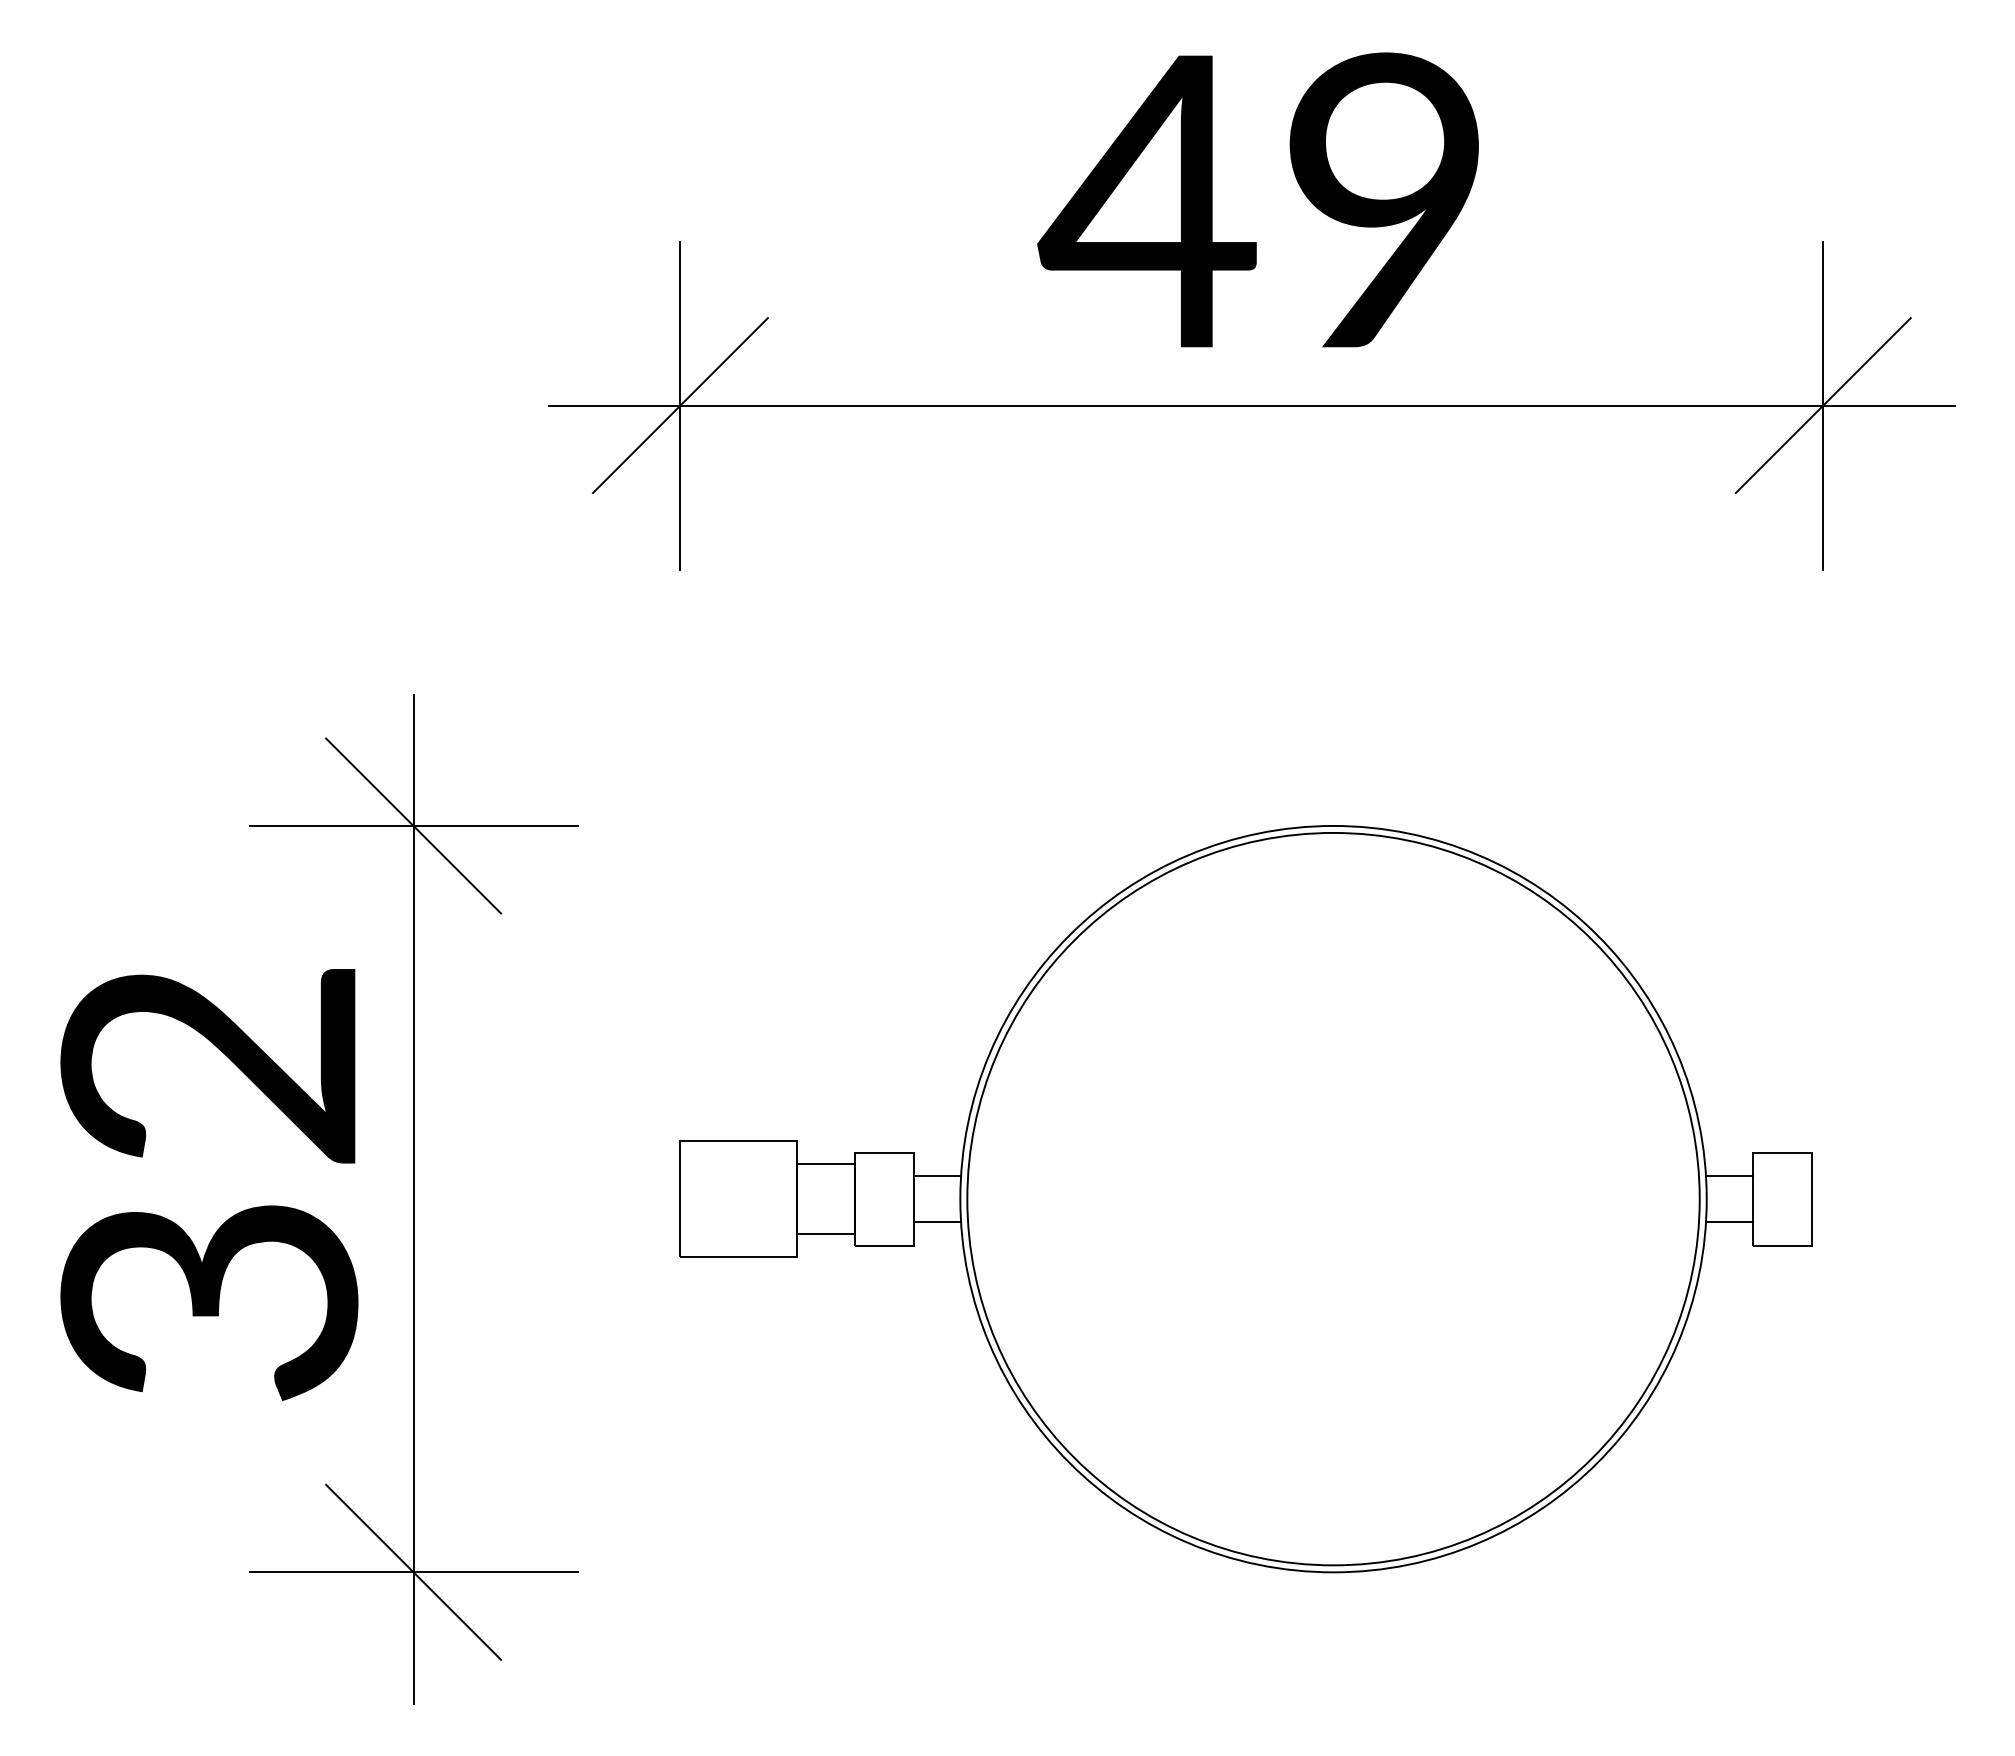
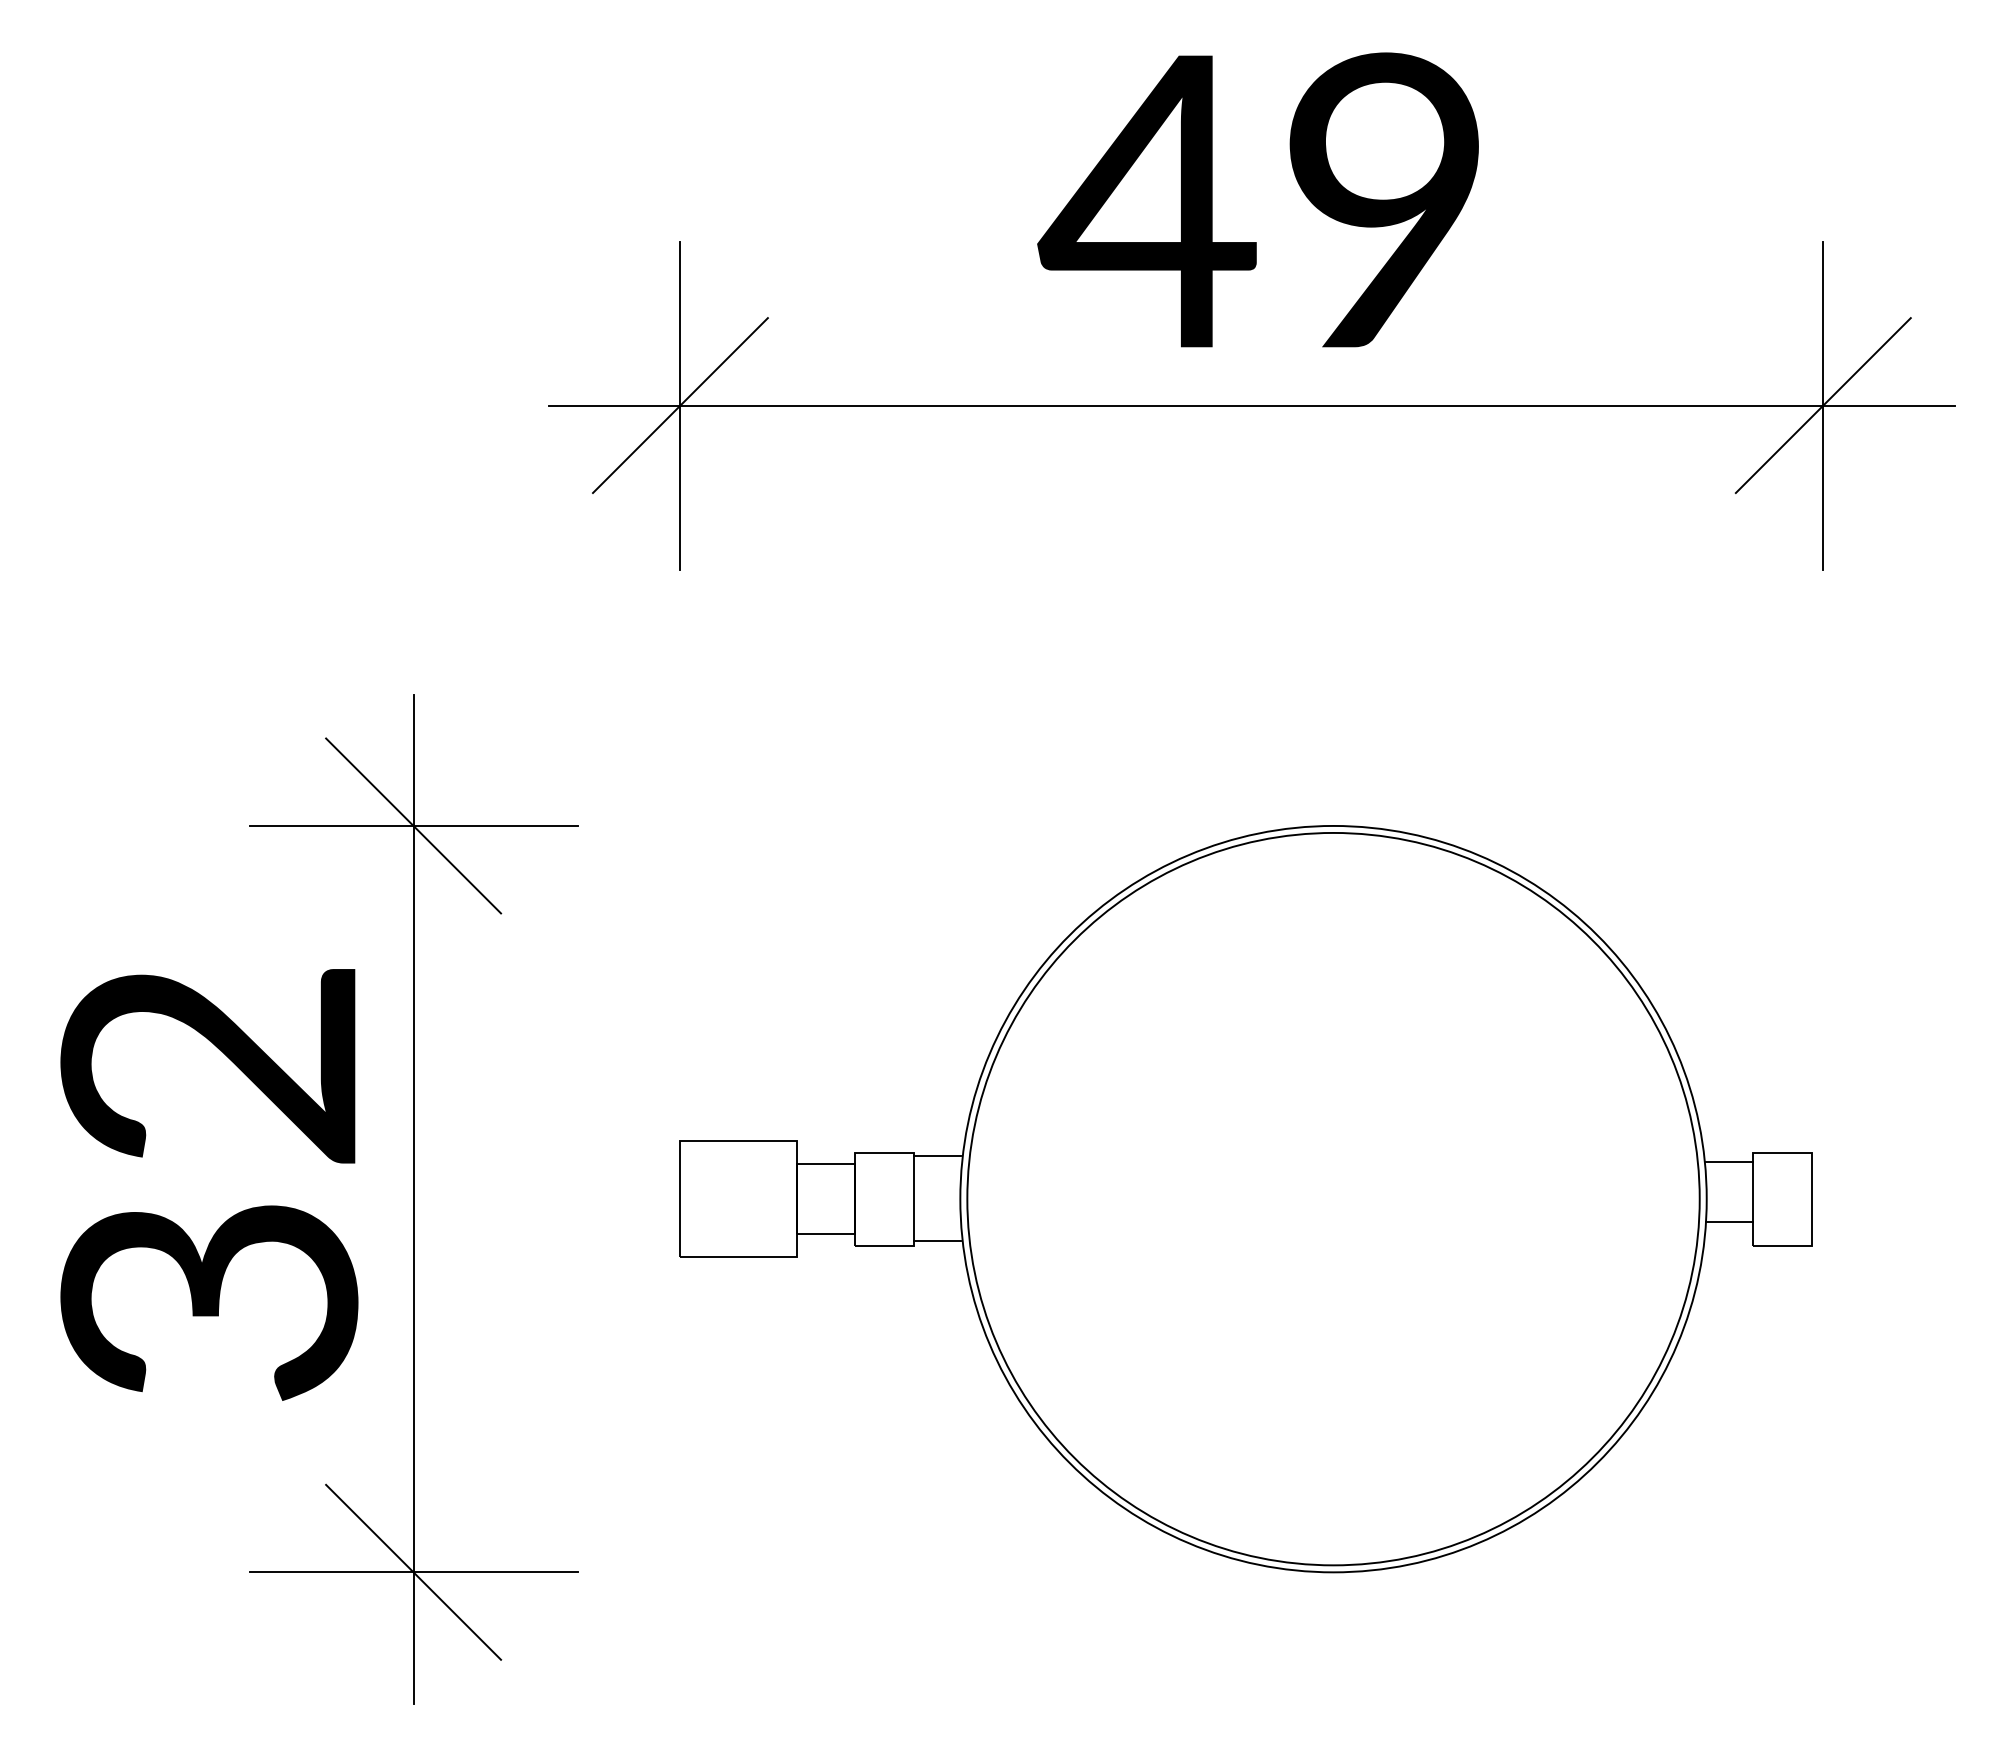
line position: (937, 1175) -> (937, 1155) (937, 1155)
line position: (1729, 1175) -> (1729, 1161) (1729, 1161)
line position: (937, 1222) -> (937, 1241) (937, 1241)
